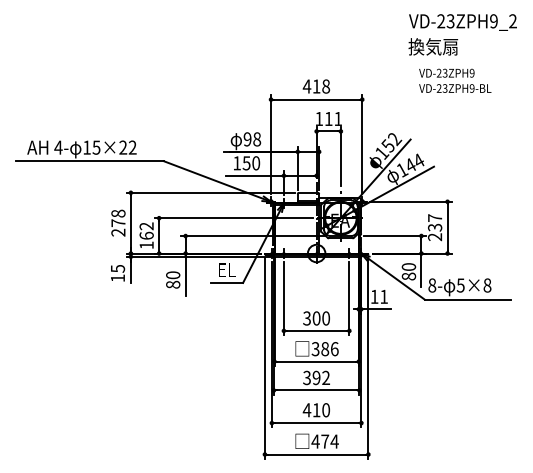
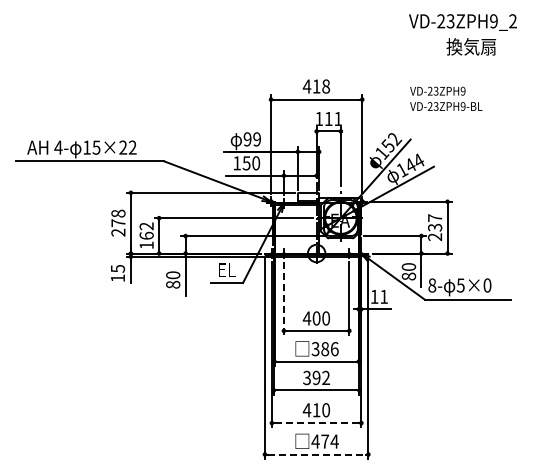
text position: (433, 46) -> (471, 46) (471, 46)
text position: (455, 80) -> (446, 98) (446, 98)
text: 98 -> 99 (257, 139)
text: 5×8 -> 5×0 (487, 285)
line: solid -> dashed (283, 298)
text: 300 -> 400 (306, 318)
line: solid -> dashed (317, 423)
line: solid -> dashed (317, 454)
